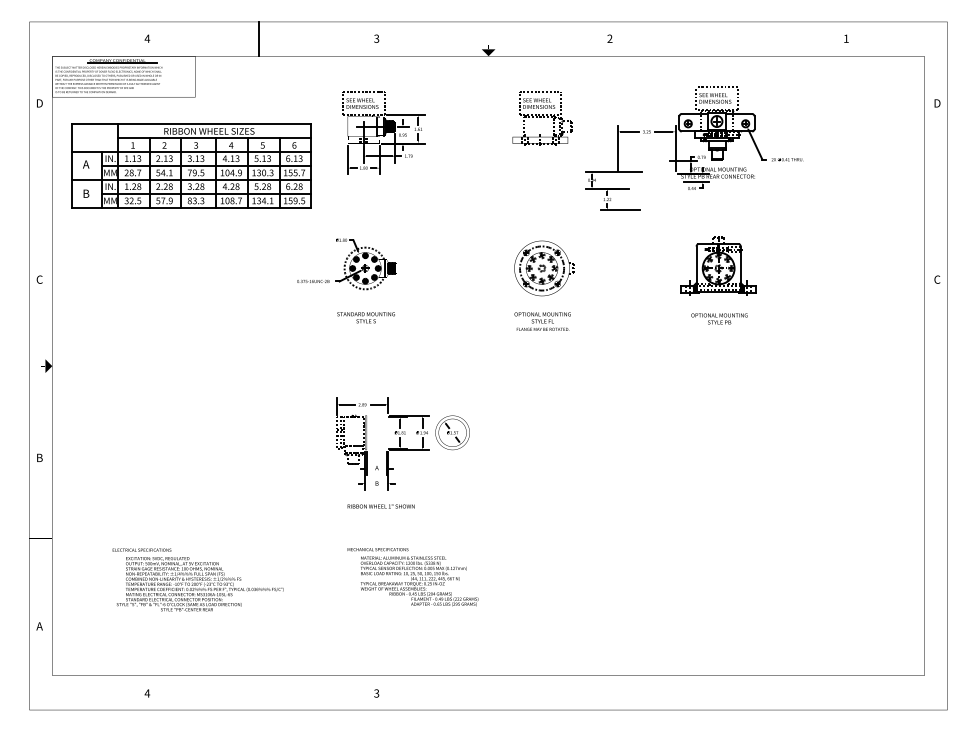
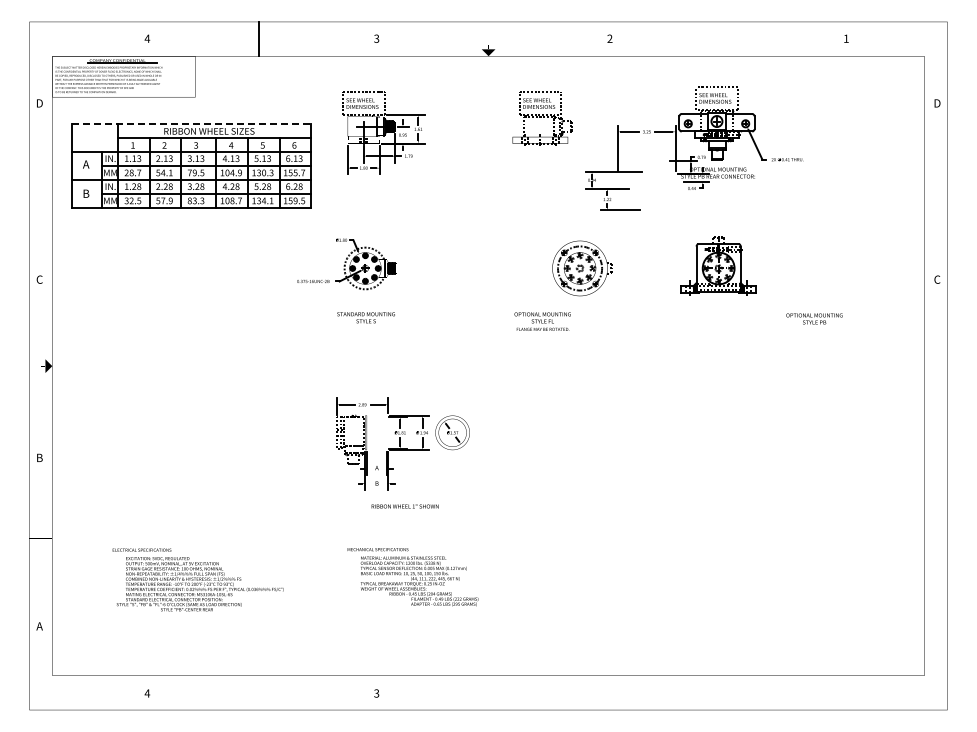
line: solid -> dashed (192, 123)
part position: (544, 268) -> (582, 268) (582, 268)
text position: (719, 318) -> (814, 318) (814, 318)
text position: (380, 506) -> (404, 506) (404, 506)
